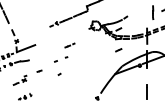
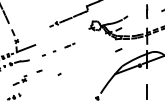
line position: (153, 12) -> (147, 11) (147, 11)
part position: (61, 59) -> (49, 53) (49, 53)
part position: (25, 96) -> (14, 96) (14, 96)
